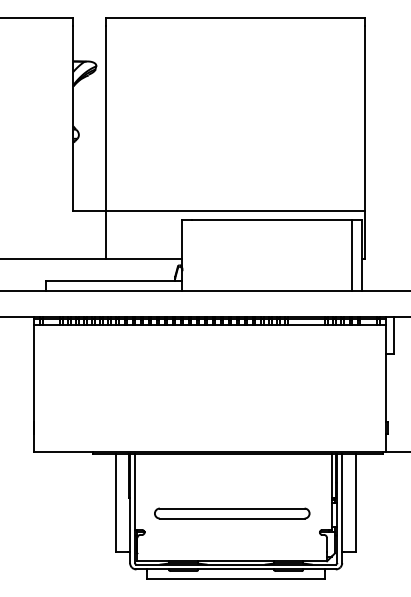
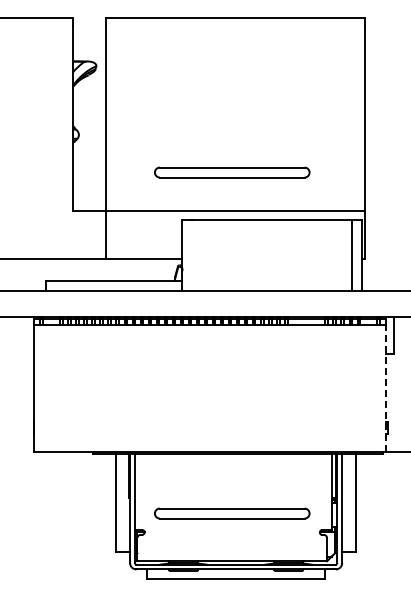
part: none -> present (232, 172)
line: solid -> dashed (386, 388)
